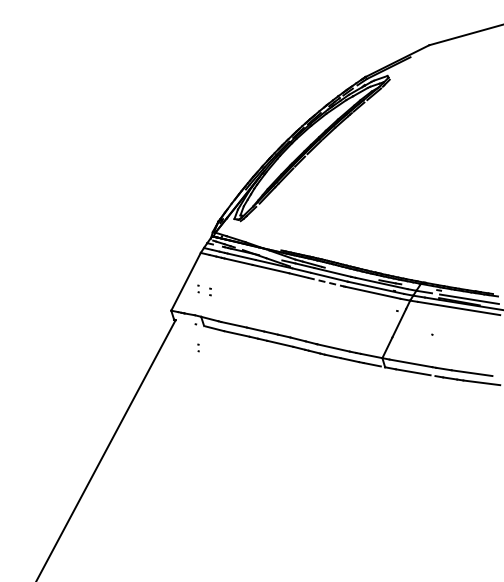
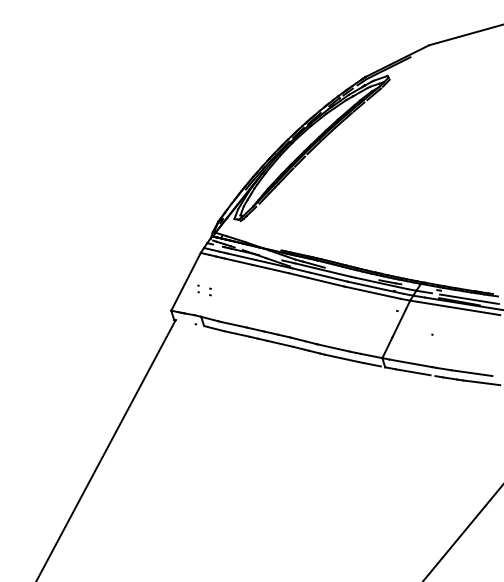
line: dashed -> solid (326, 282)
part: present -> none (198, 347)
line: none -> present (462, 532)
